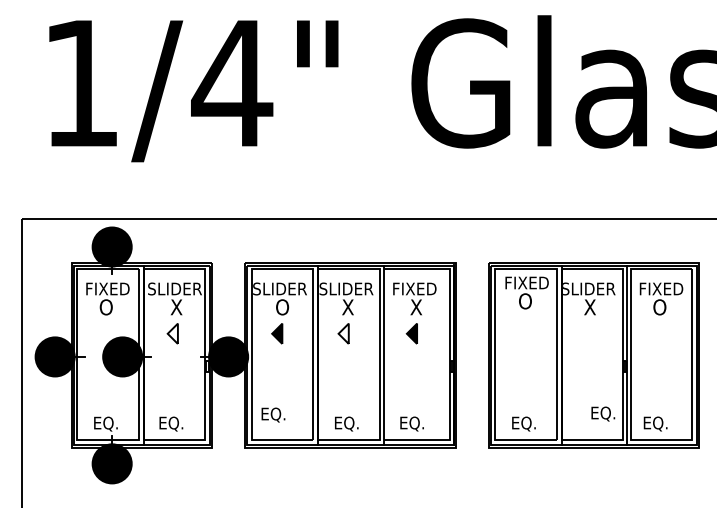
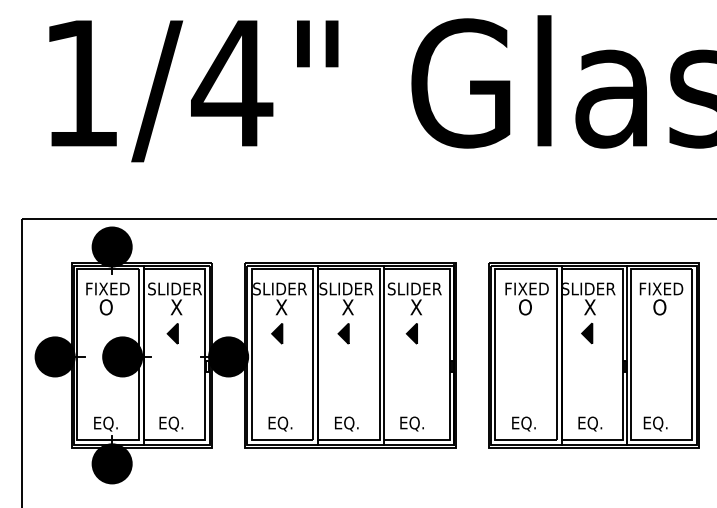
text: FIXED -> SLIDER (414, 288)
text position: (526, 292) -> (526, 298) (526, 298)
text: O -> X (282, 307)
fill: none -> present (172, 333)
fill: none -> present (343, 333)
part: none -> present (587, 333)
text position: (603, 413) -> (590, 423) (590, 423)
text position: (273, 414) -> (280, 423) (280, 423)
